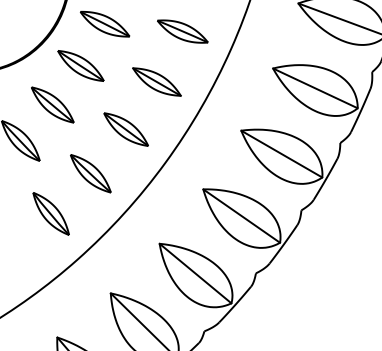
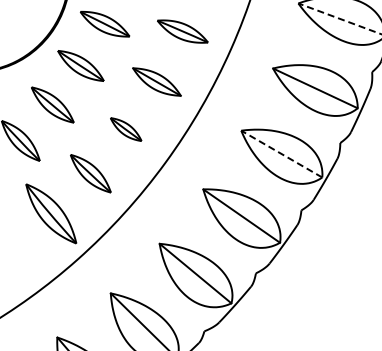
line: solid -> dashed (339, 18)
part size: 46x35 px -> 33x25 px (126, 129)
line: solid -> dashed (281, 154)
part size: 38x44 px -> 53x62 px (51, 213)
